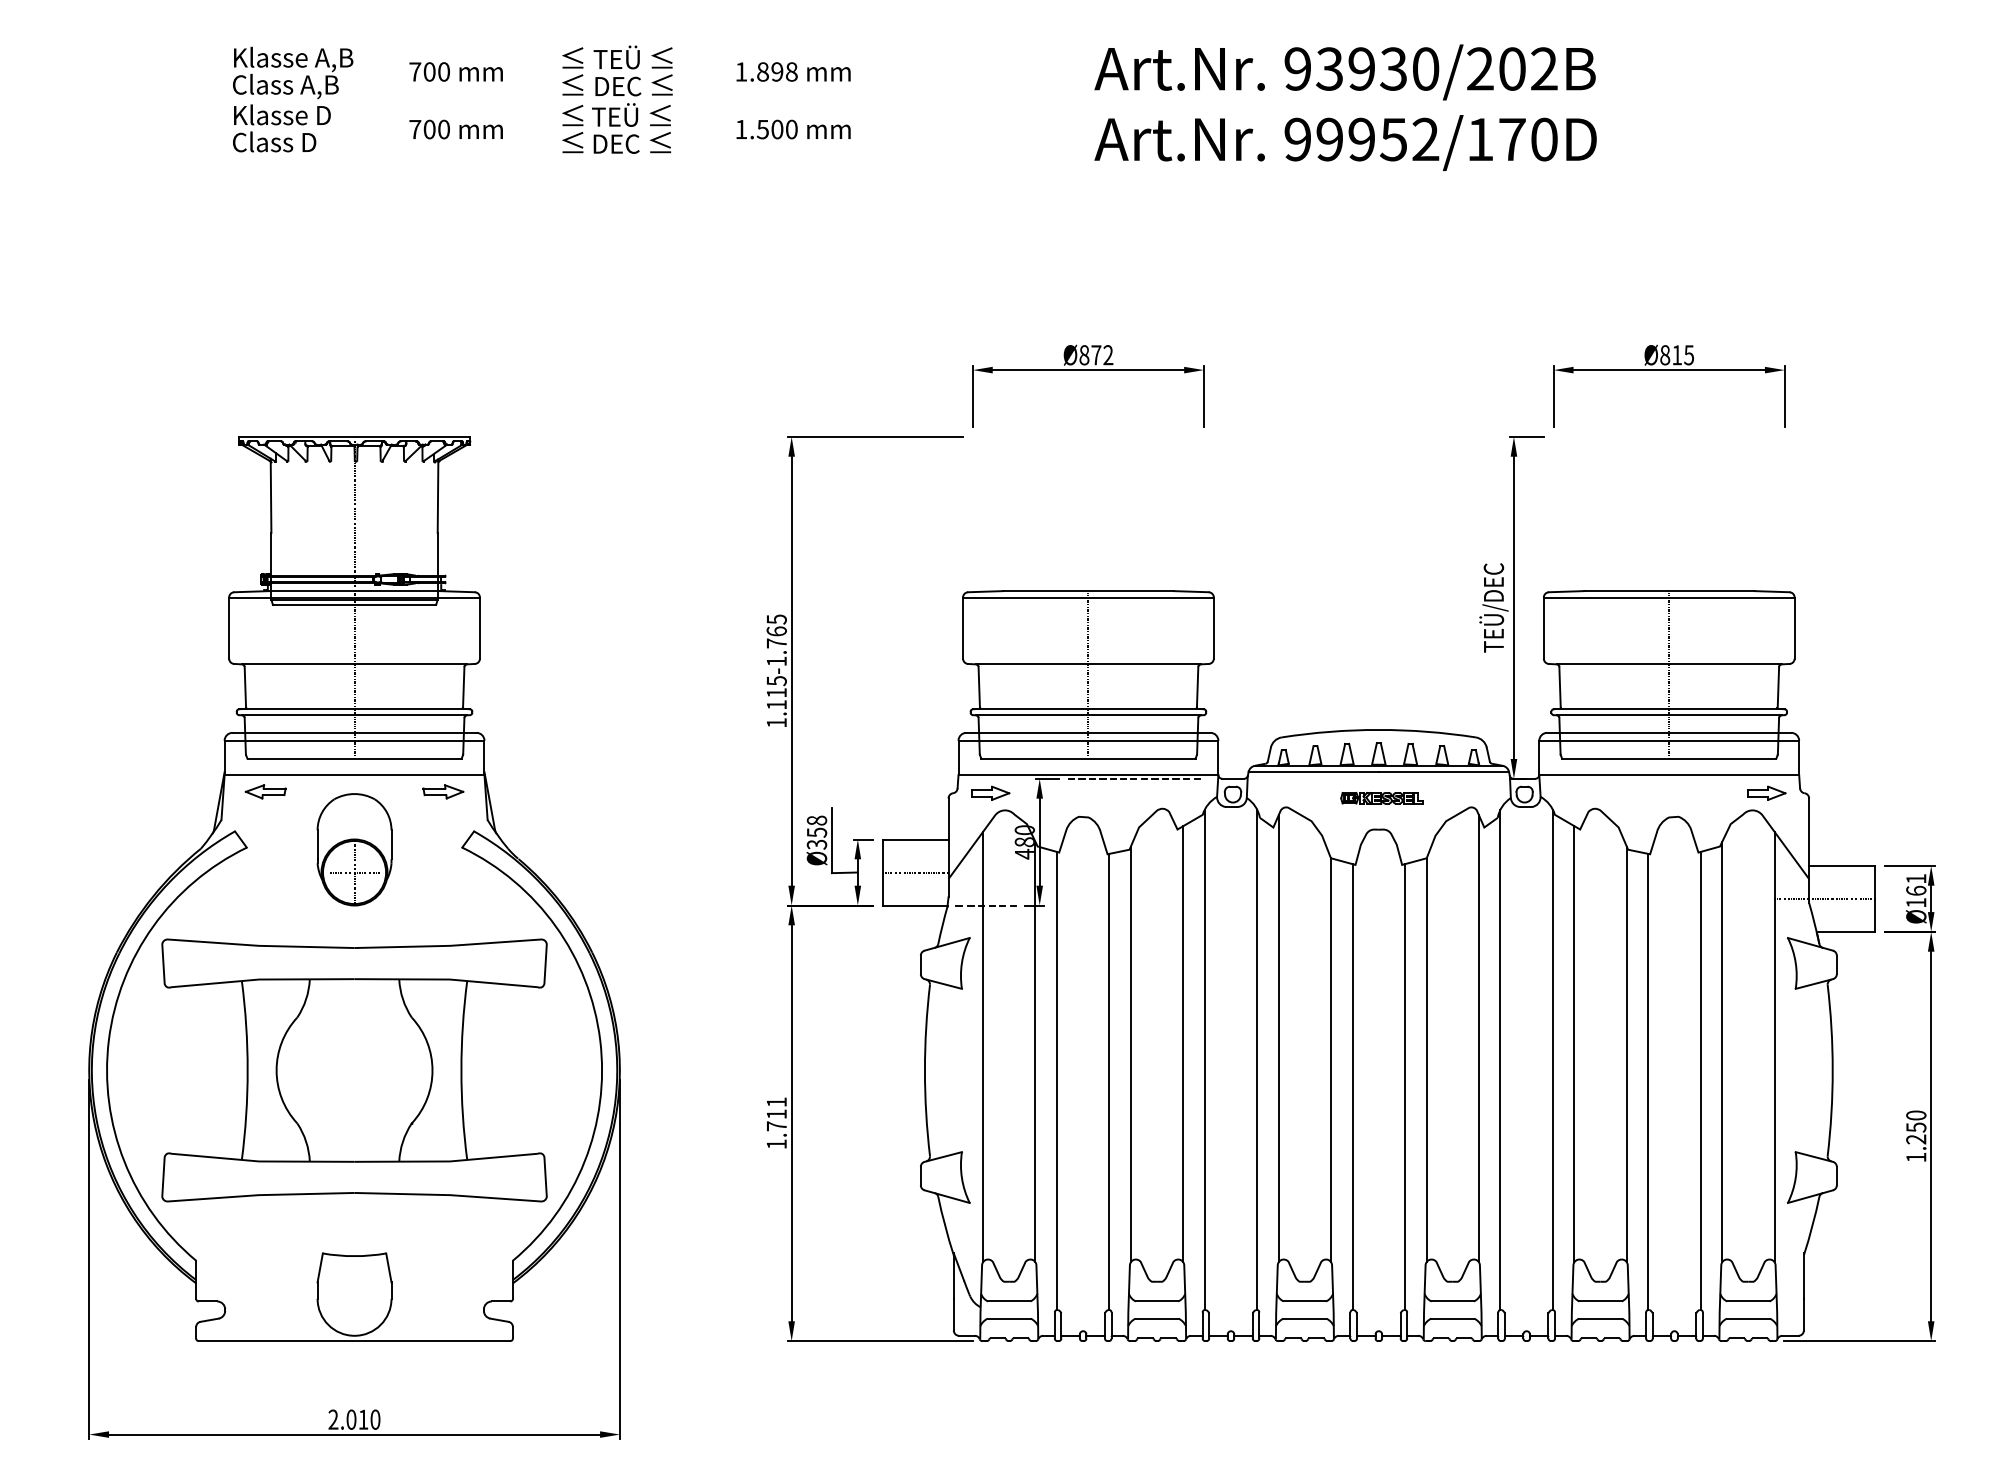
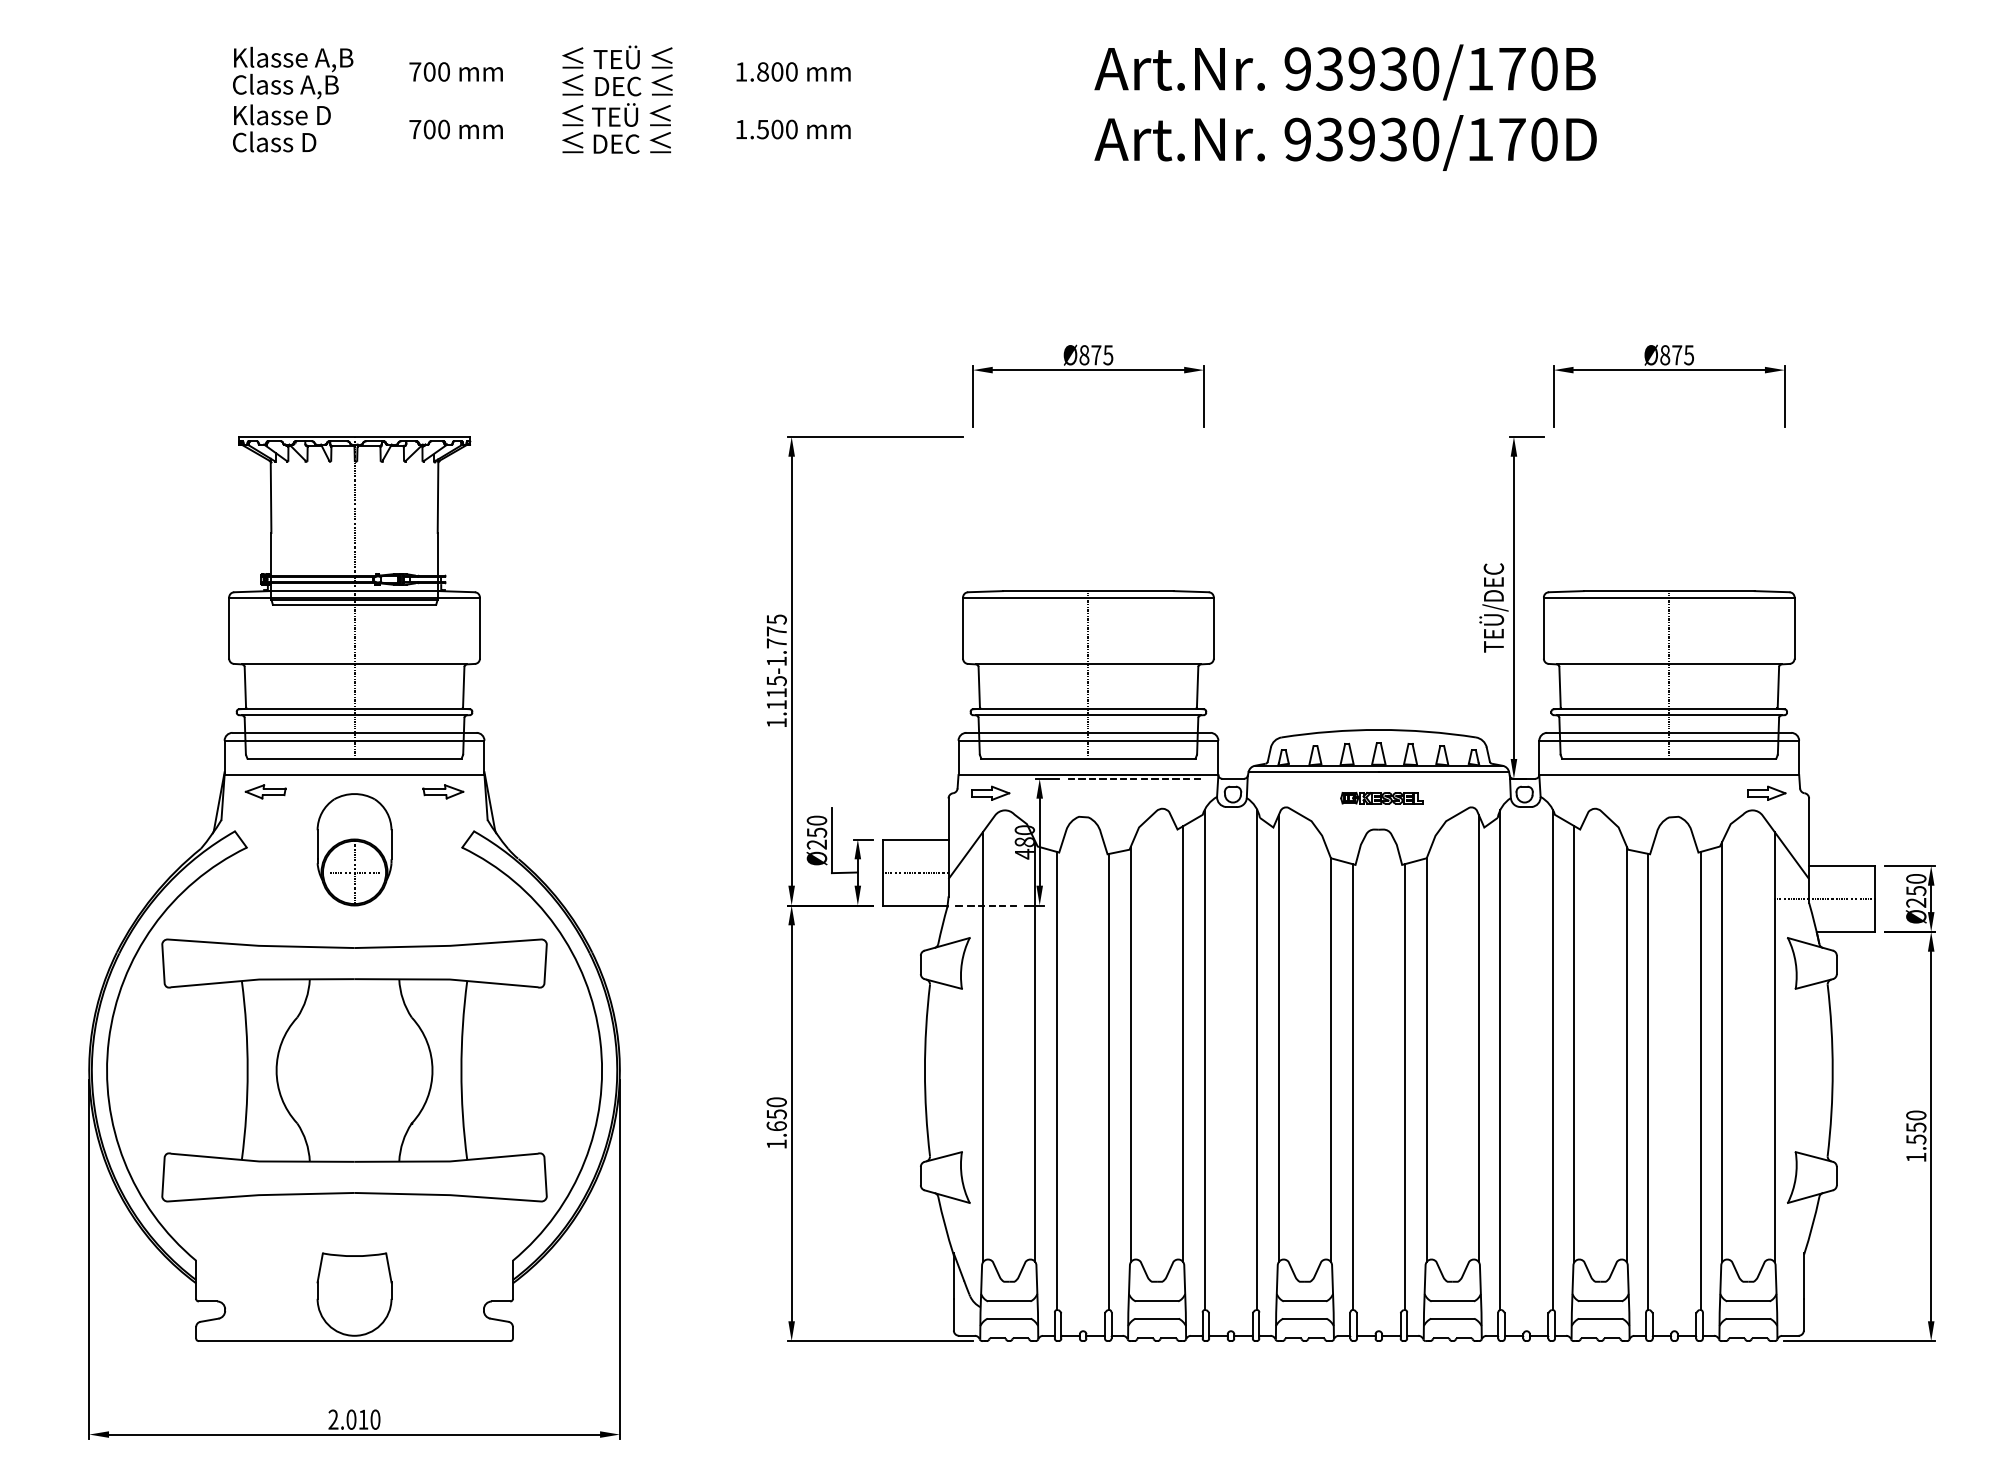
text: 93930/202B -> 93930/170B (1512, 68)
text: 1.898 -> 1.800 (784, 71)
text: 99952/170D -> 93930/170D (1377, 139)
text: Ø872 -> Ø875 (1108, 355)
text: Ø815 -> Ø875 (1677, 355)
text: 1.115-1.765 -> 1.115-1.775 (776, 631)
text: Ø358 -> Ø250 (817, 832)
text: Ø161 -> Ø250 (1916, 890)
text: 1.711 -> 1.650 (776, 1114)
text: 1.250 -> 1.550 (1916, 1139)
